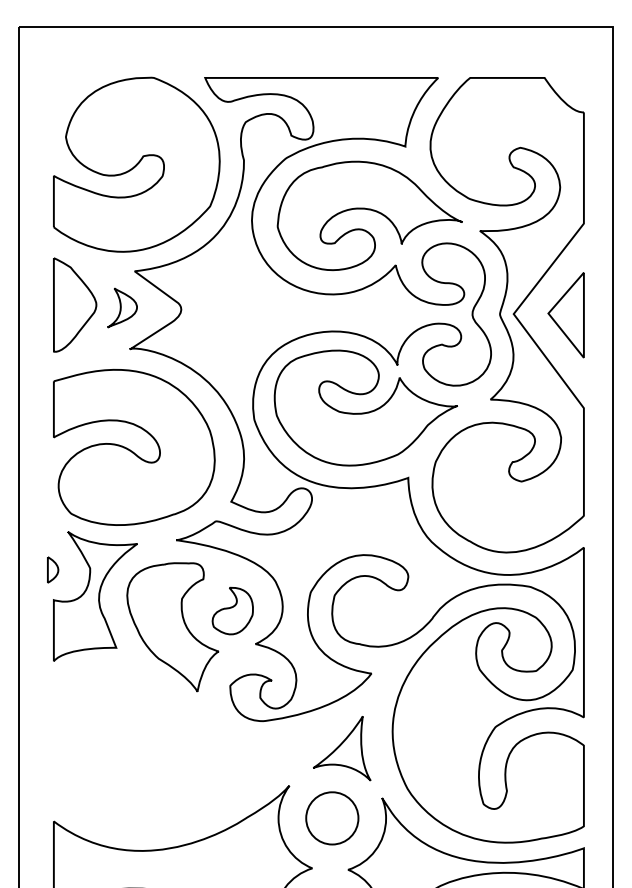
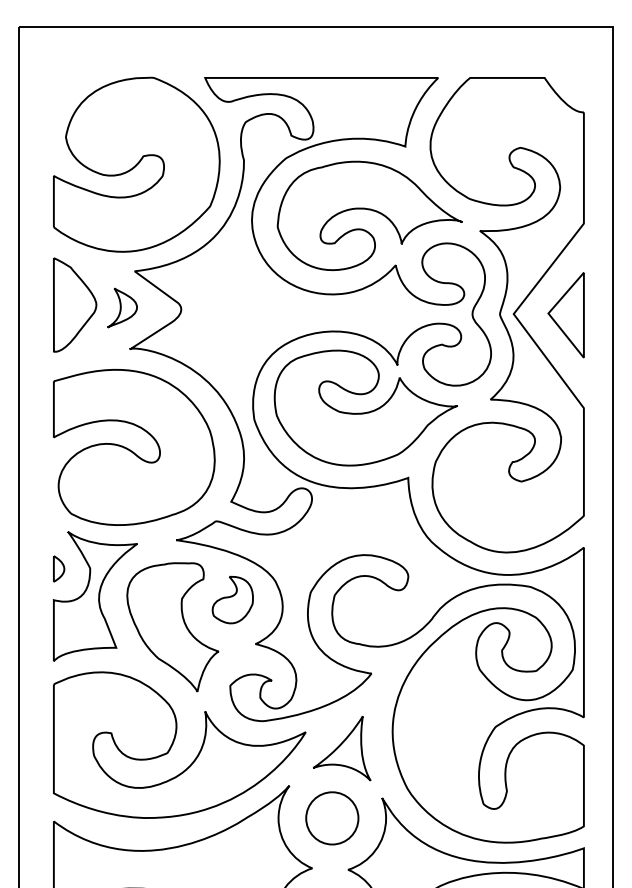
part position: (53, 569) -> (59, 568) (59, 568)
part position: (232, 610) -> (232, 599) (232, 599)
part: none -> present (179, 744)
